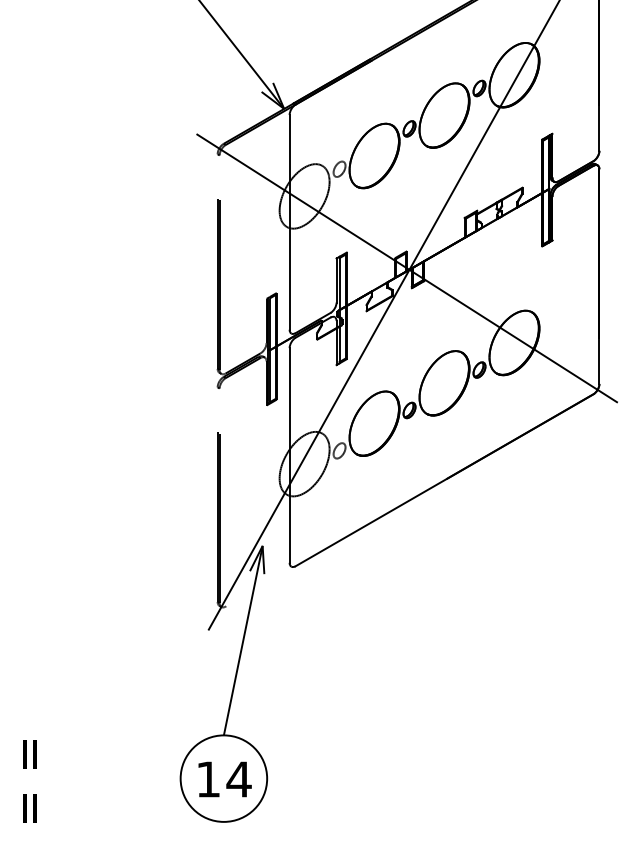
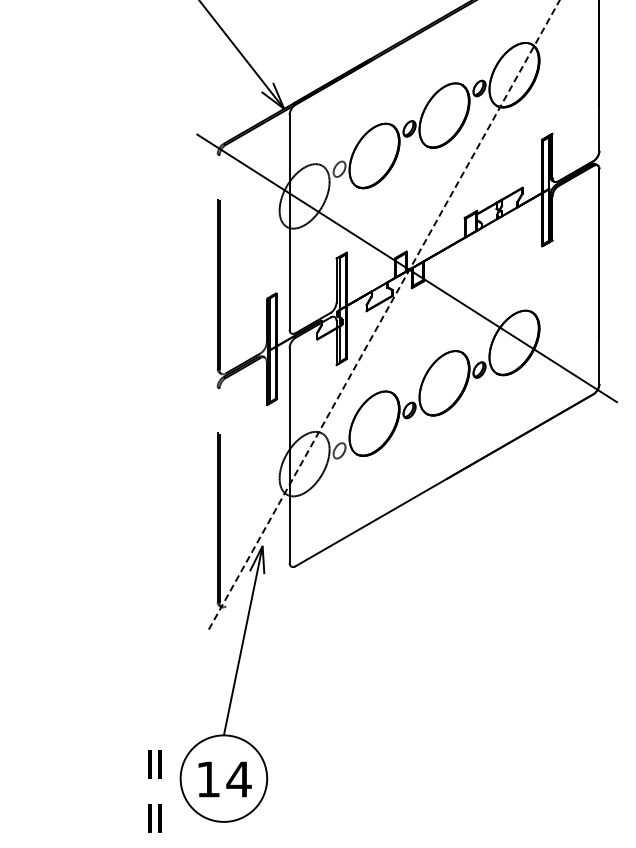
line: solid -> dashed (384, 314)
text position: (29, 781) -> (154, 791) (154, 791)
